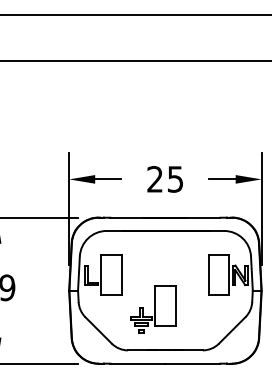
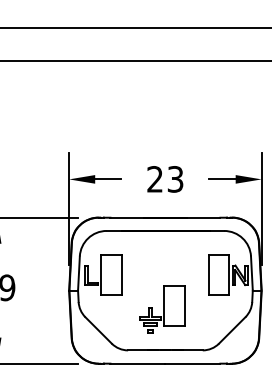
line position: (135, 15) -> (135, 28) (135, 28)
text: 25 -> 23 (175, 179)
part position: (153, 309) -> (162, 309) (162, 309)
